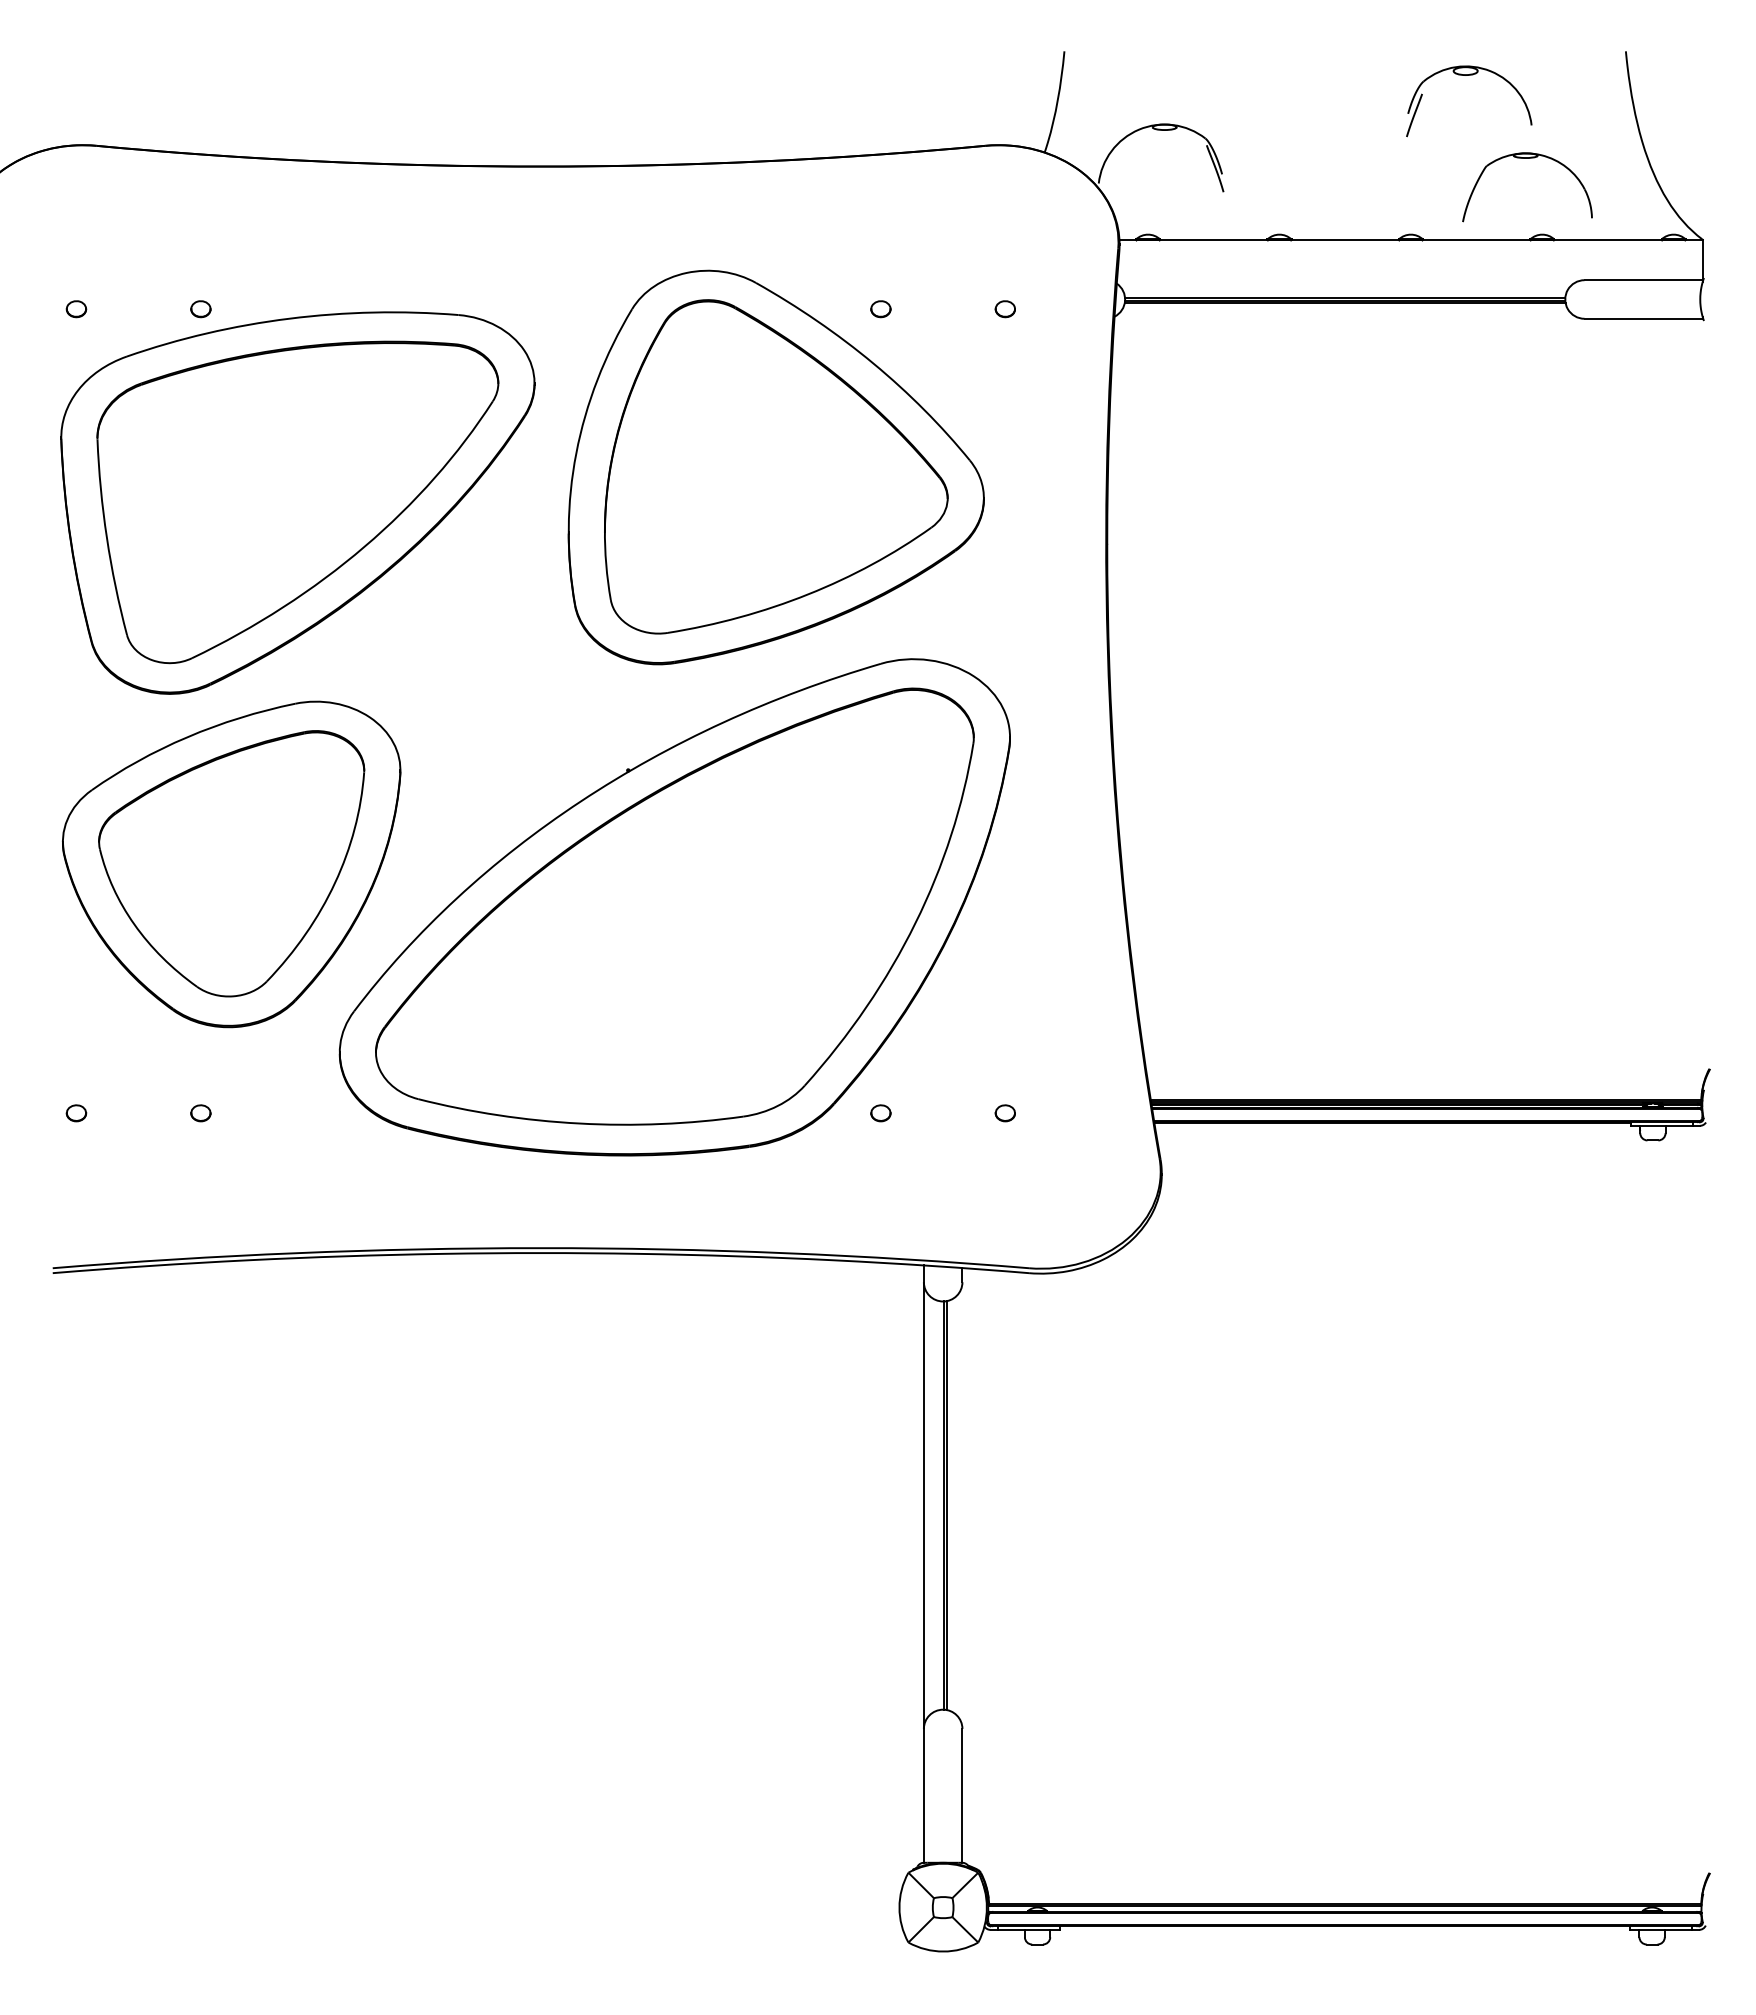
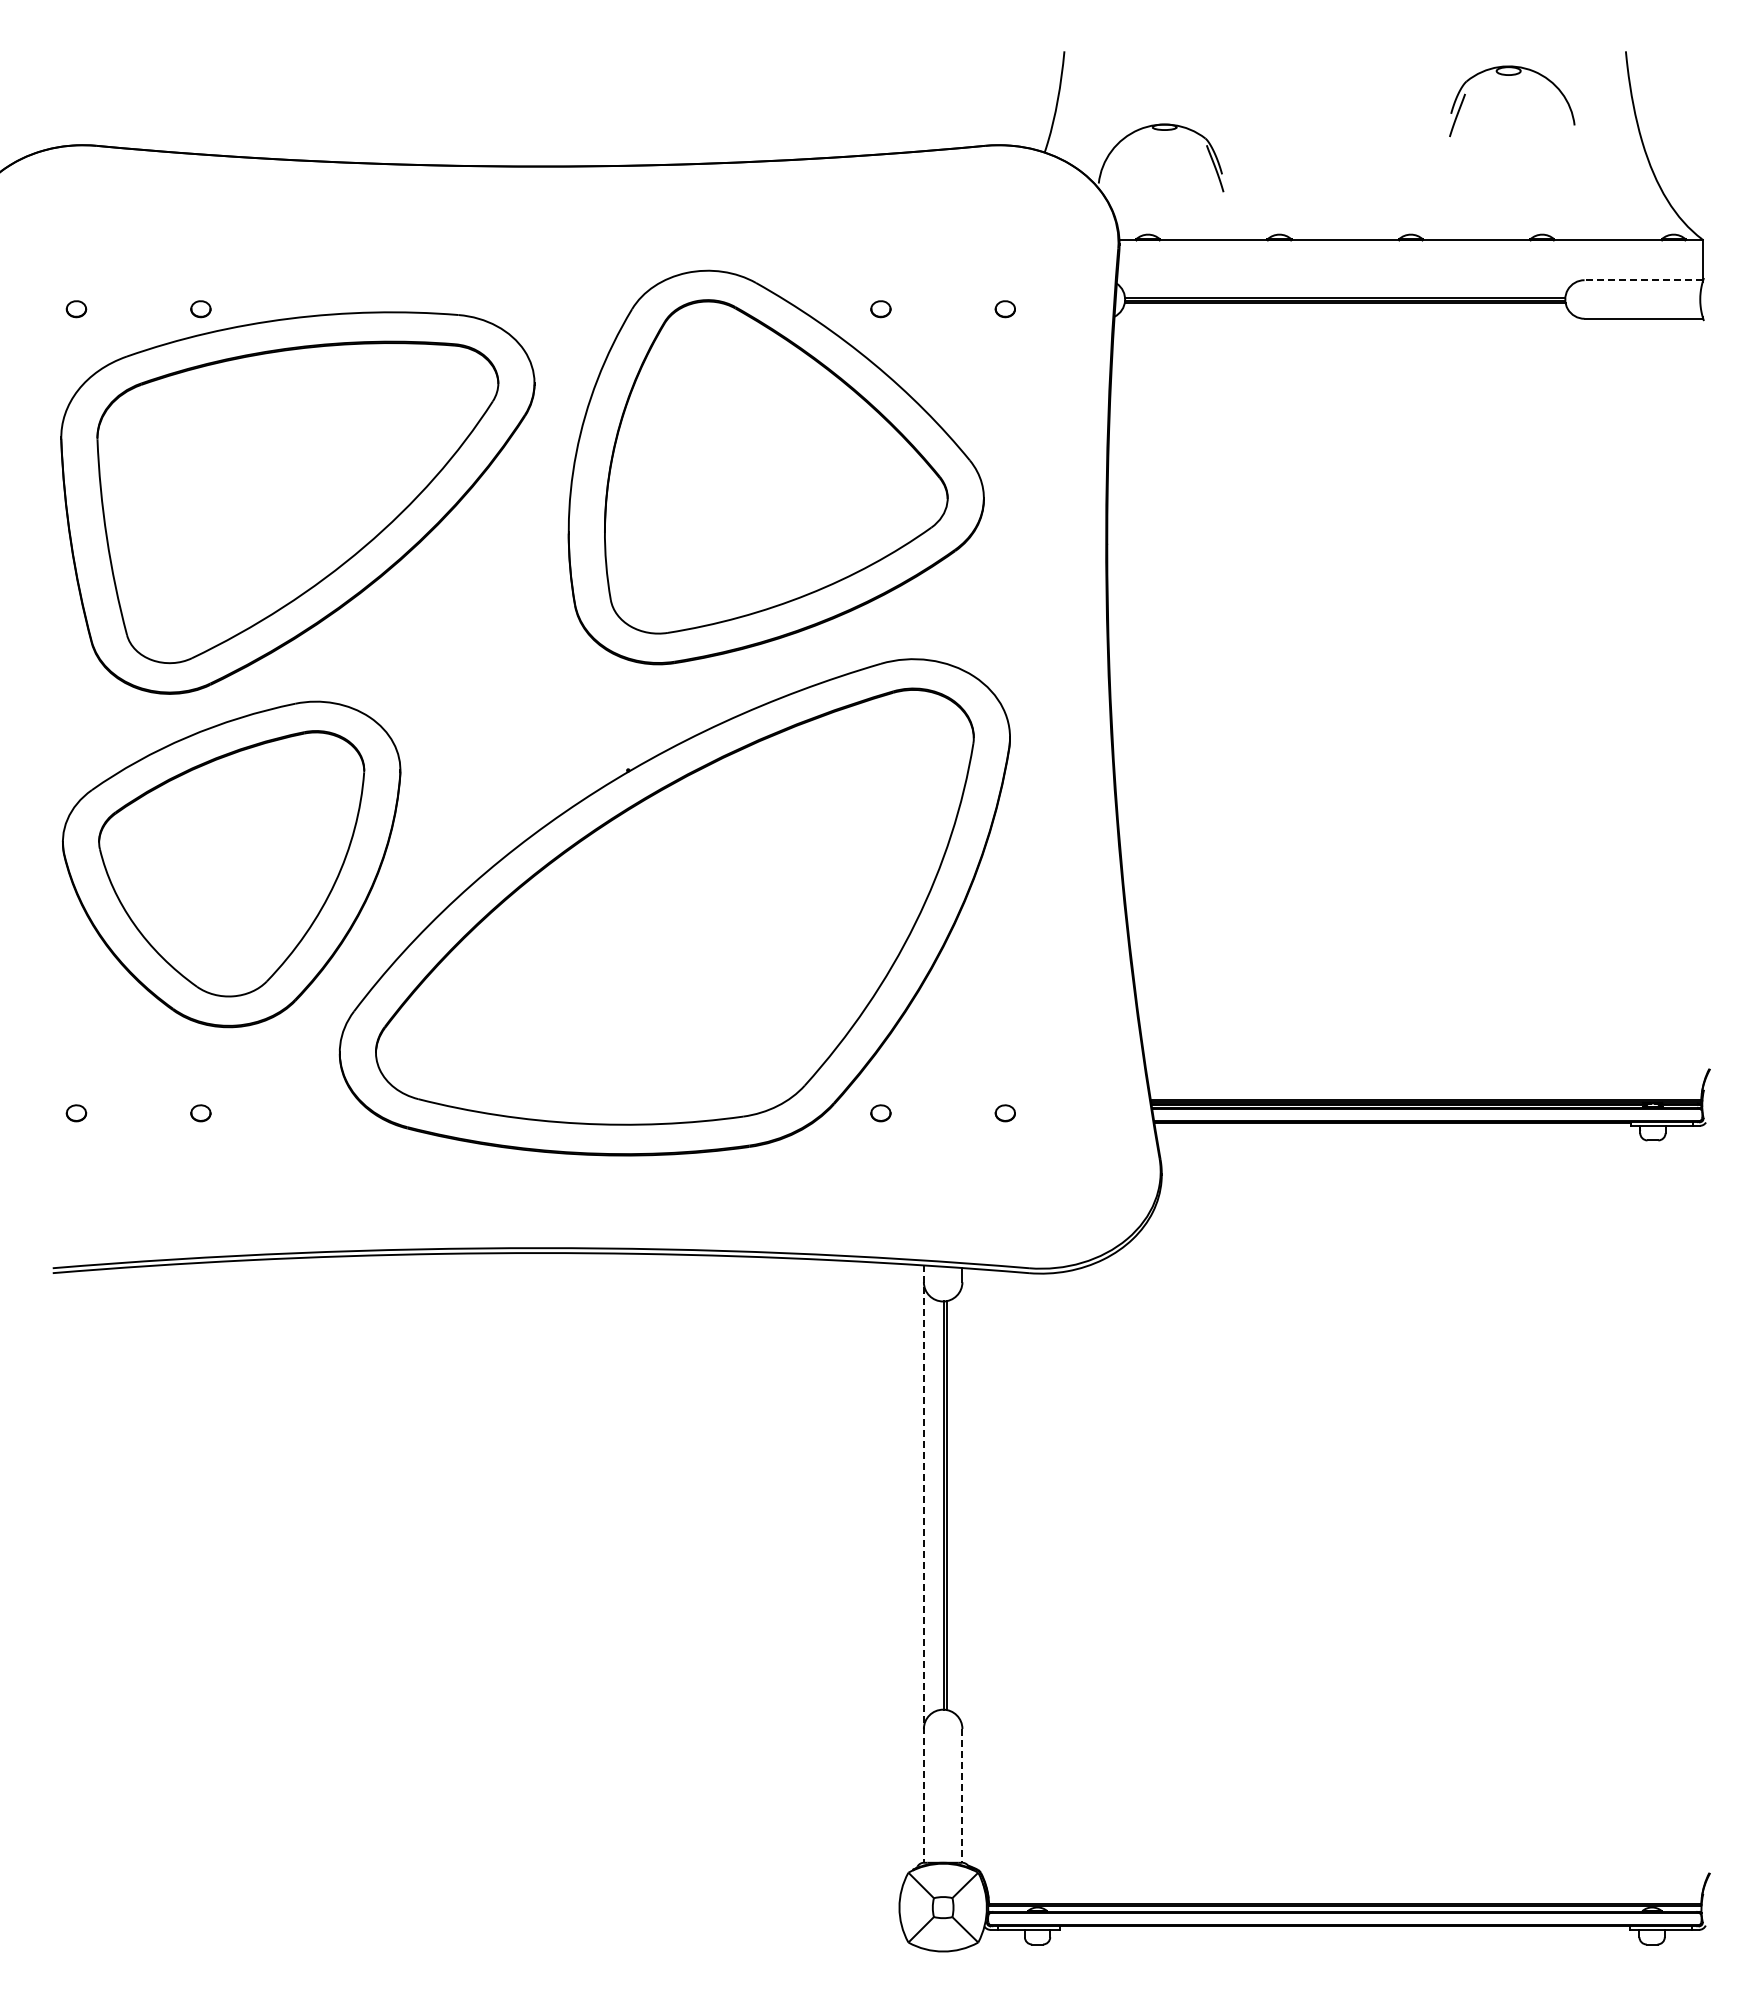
part position: (1469, 75) -> (1512, 75) (1512, 75)
part: present -> none (1527, 158)
line: solid -> dashed (1643, 280)
line: solid -> dashed (923, 1564)
line: solid -> dashed (962, 1795)
